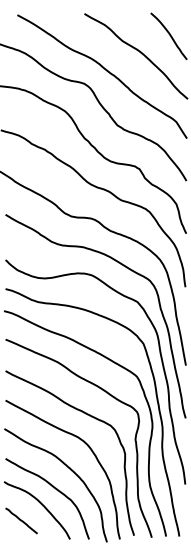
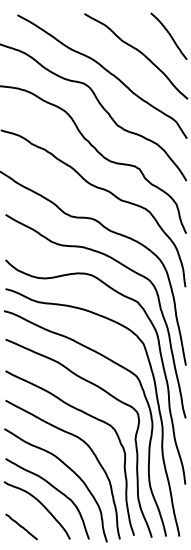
line position: (21, 520) -> (21, 526) (21, 526)
